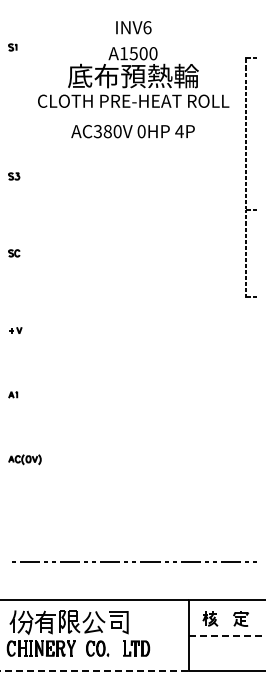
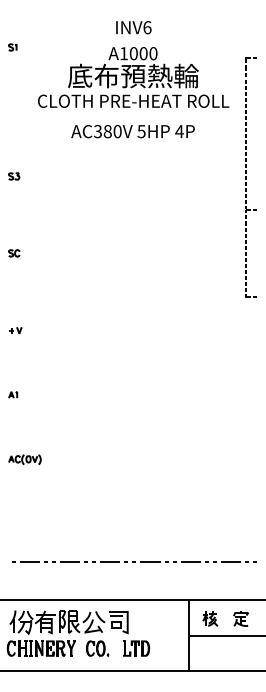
text: A1500 -> A1000 (133, 53)
text: 0HP -> 5HP (141, 131)
line: dashed -> solid (227, 635)
line: dashed -> solid (95, 671)
